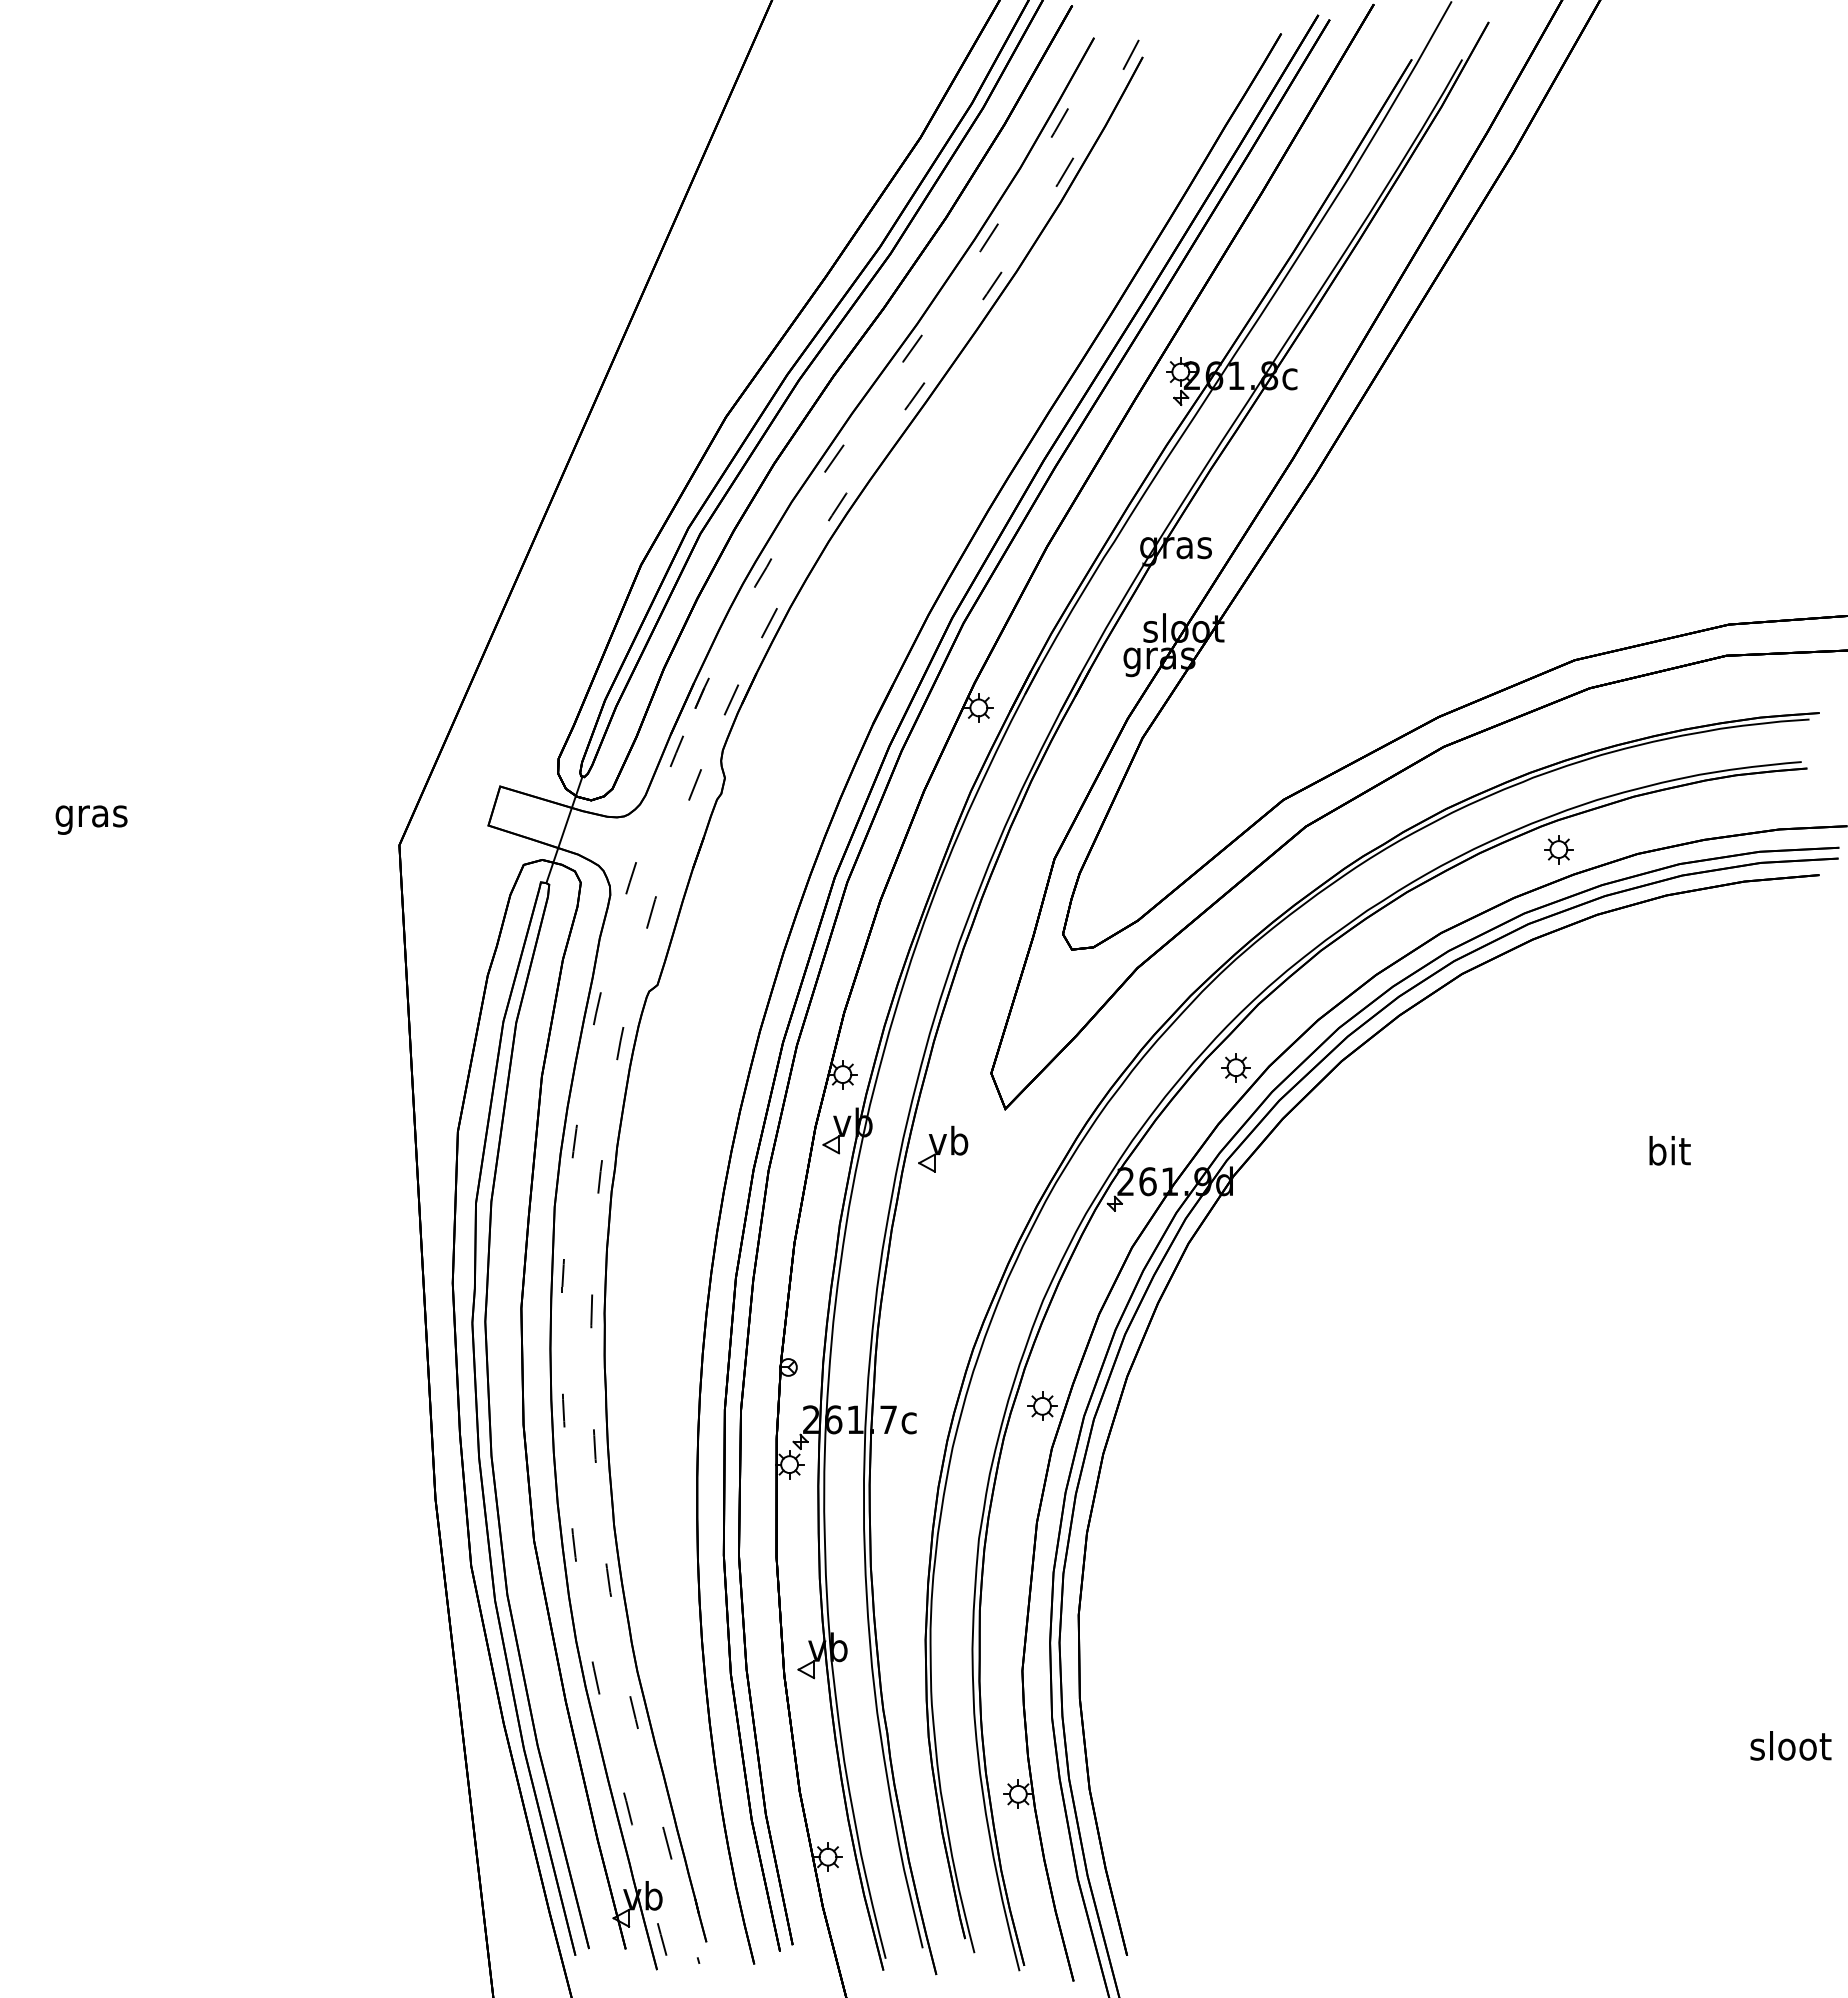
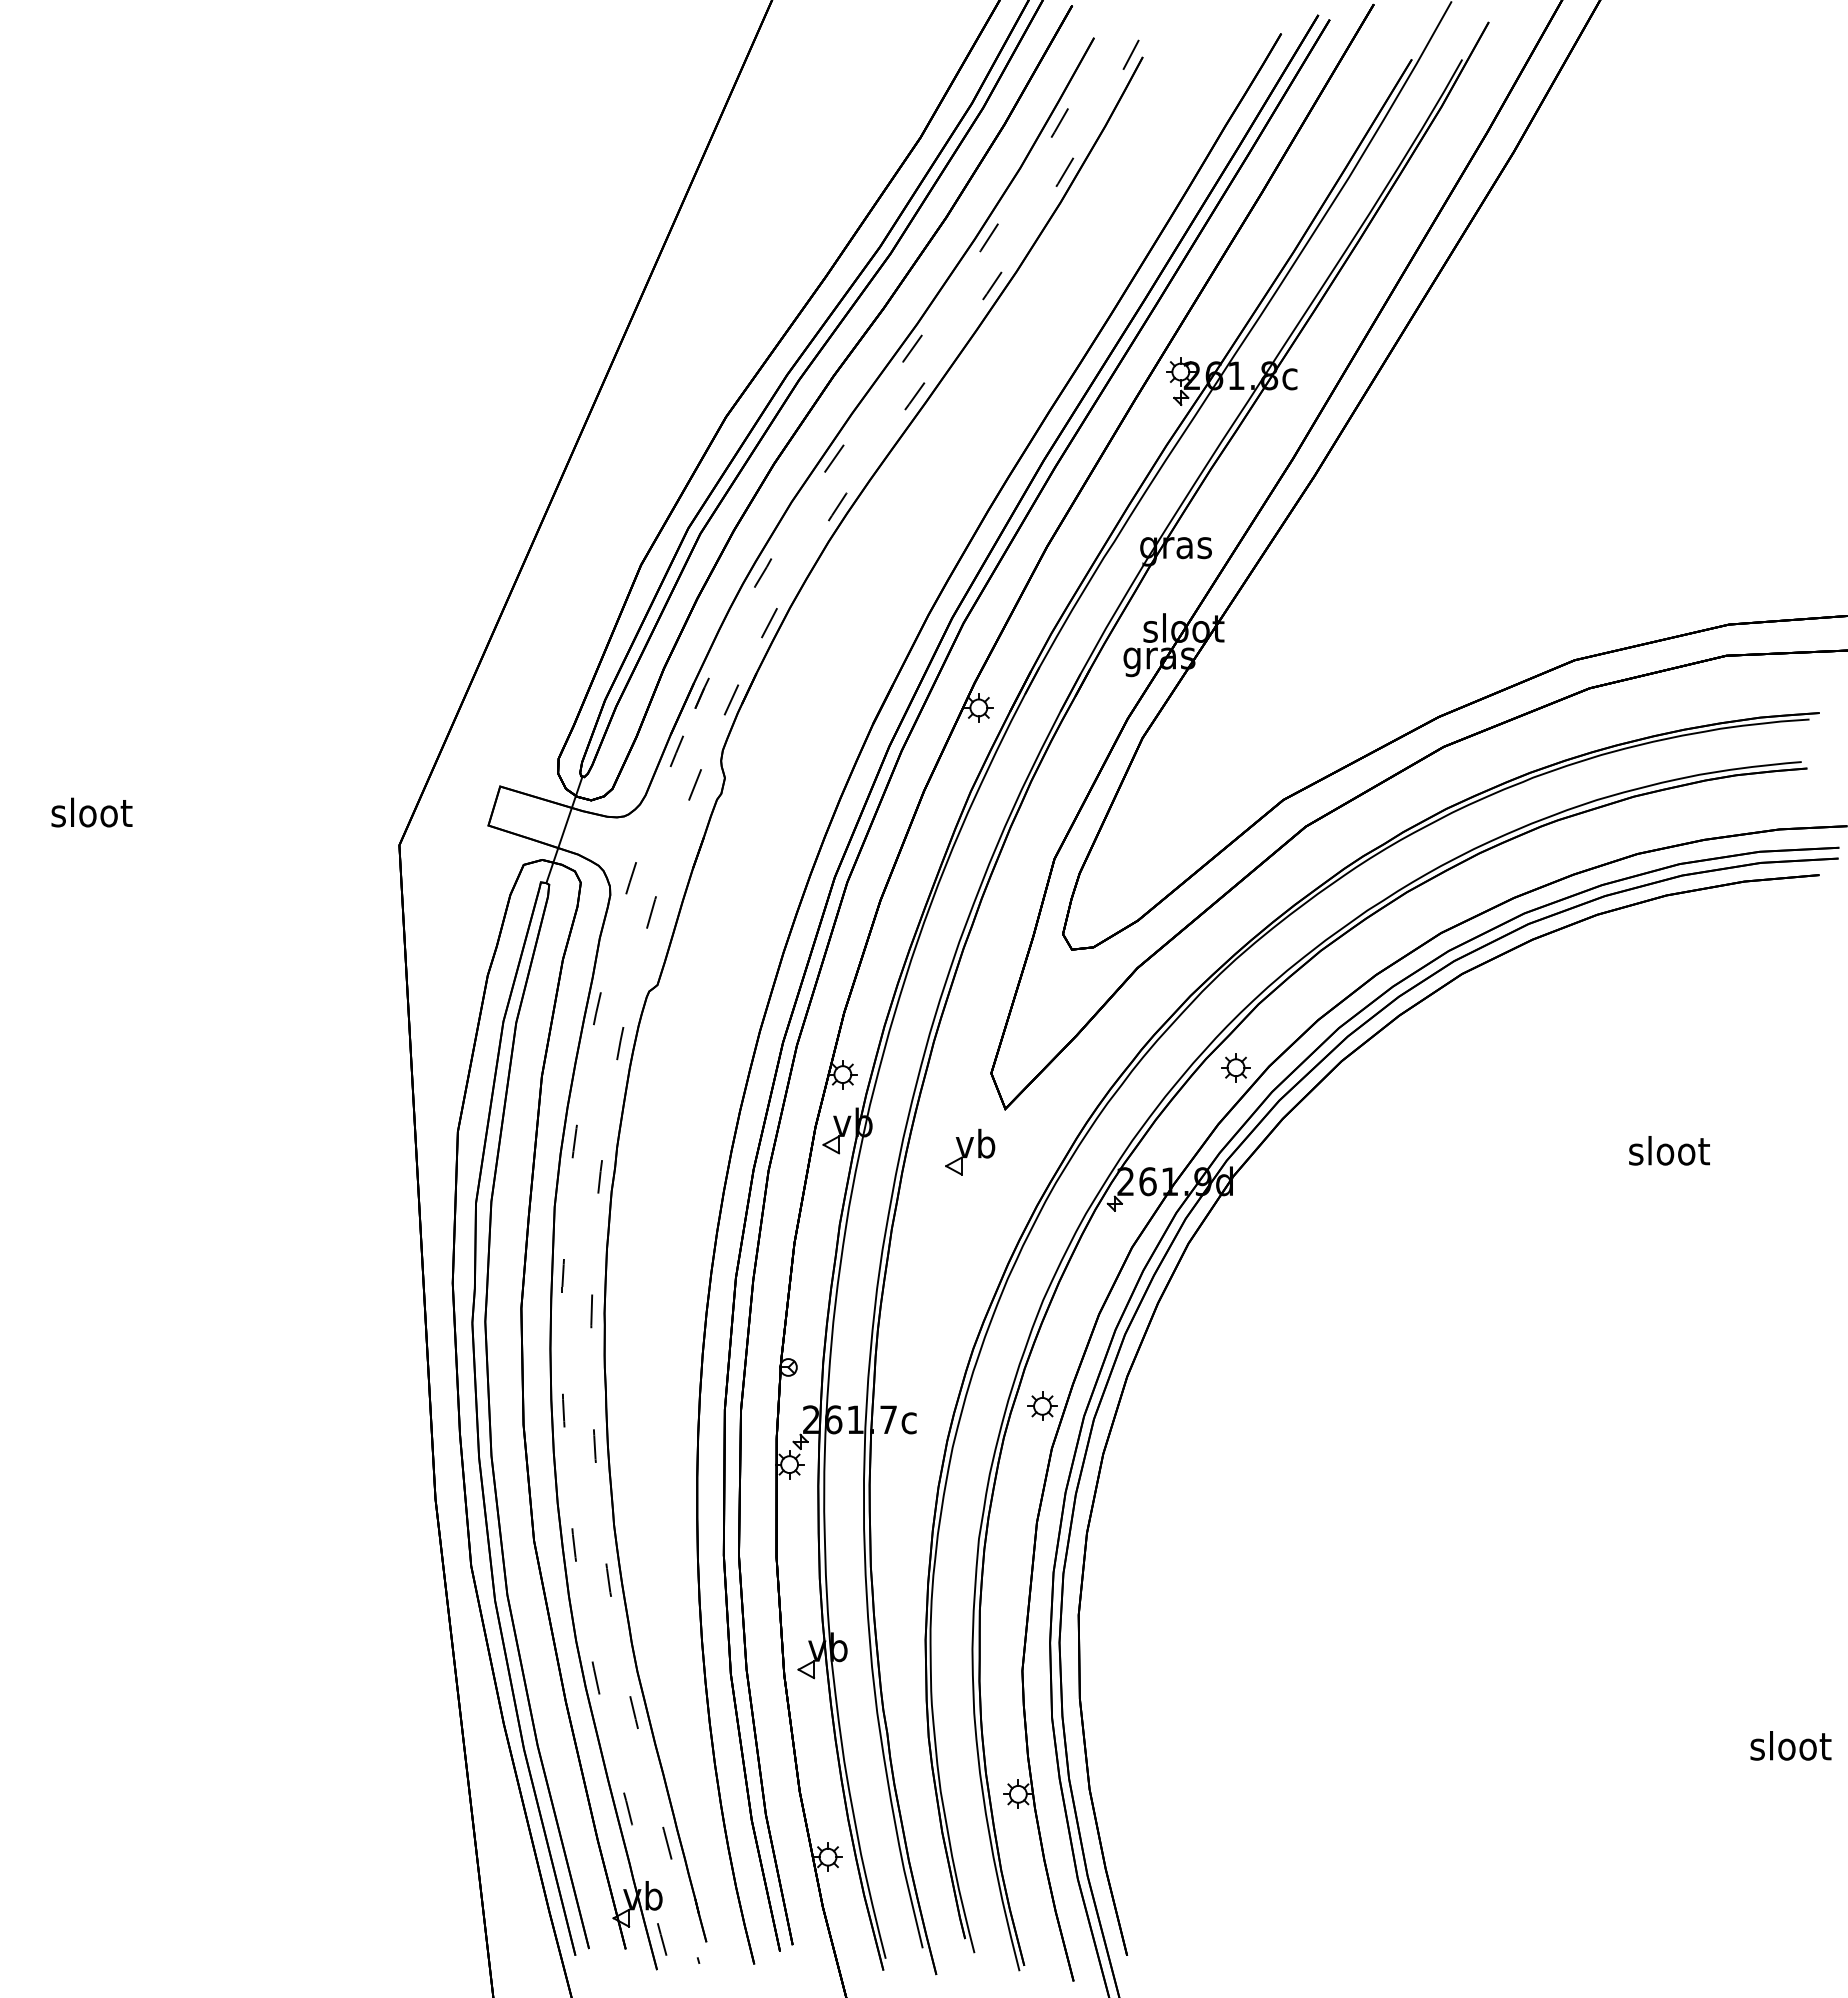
text: gras -> sloot (91, 815)
part: present -> none (1558, 849)
part position: (943, 1148) -> (970, 1151) (970, 1151)
text: bit -> sloot (1669, 1150)
